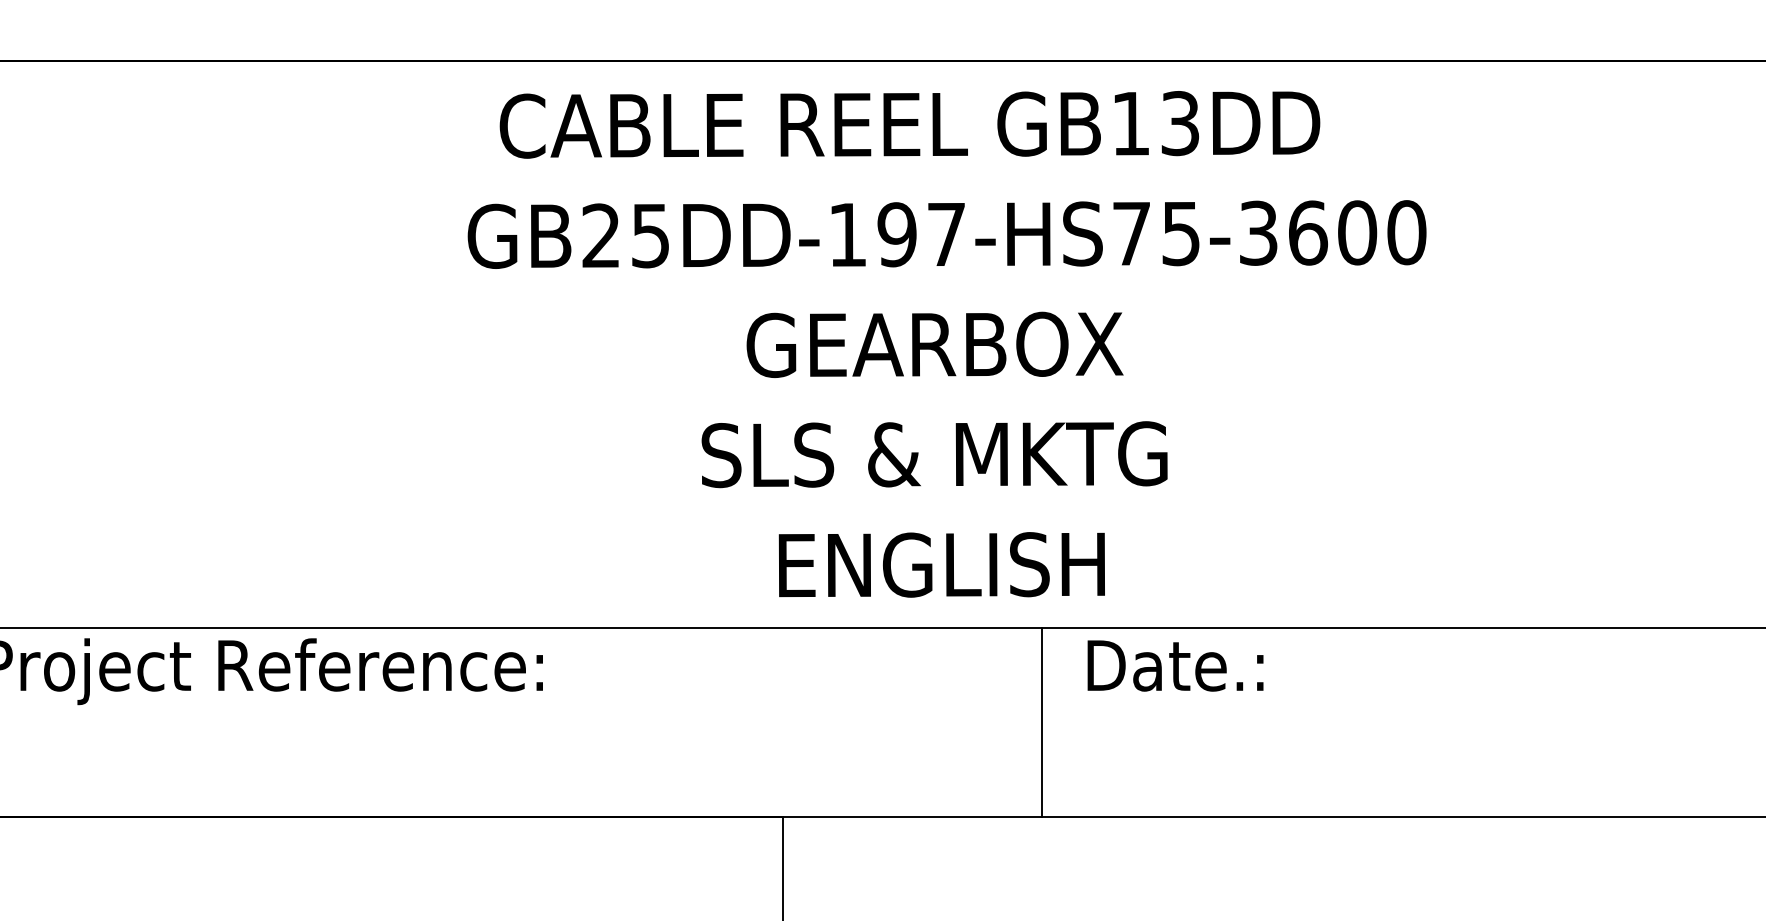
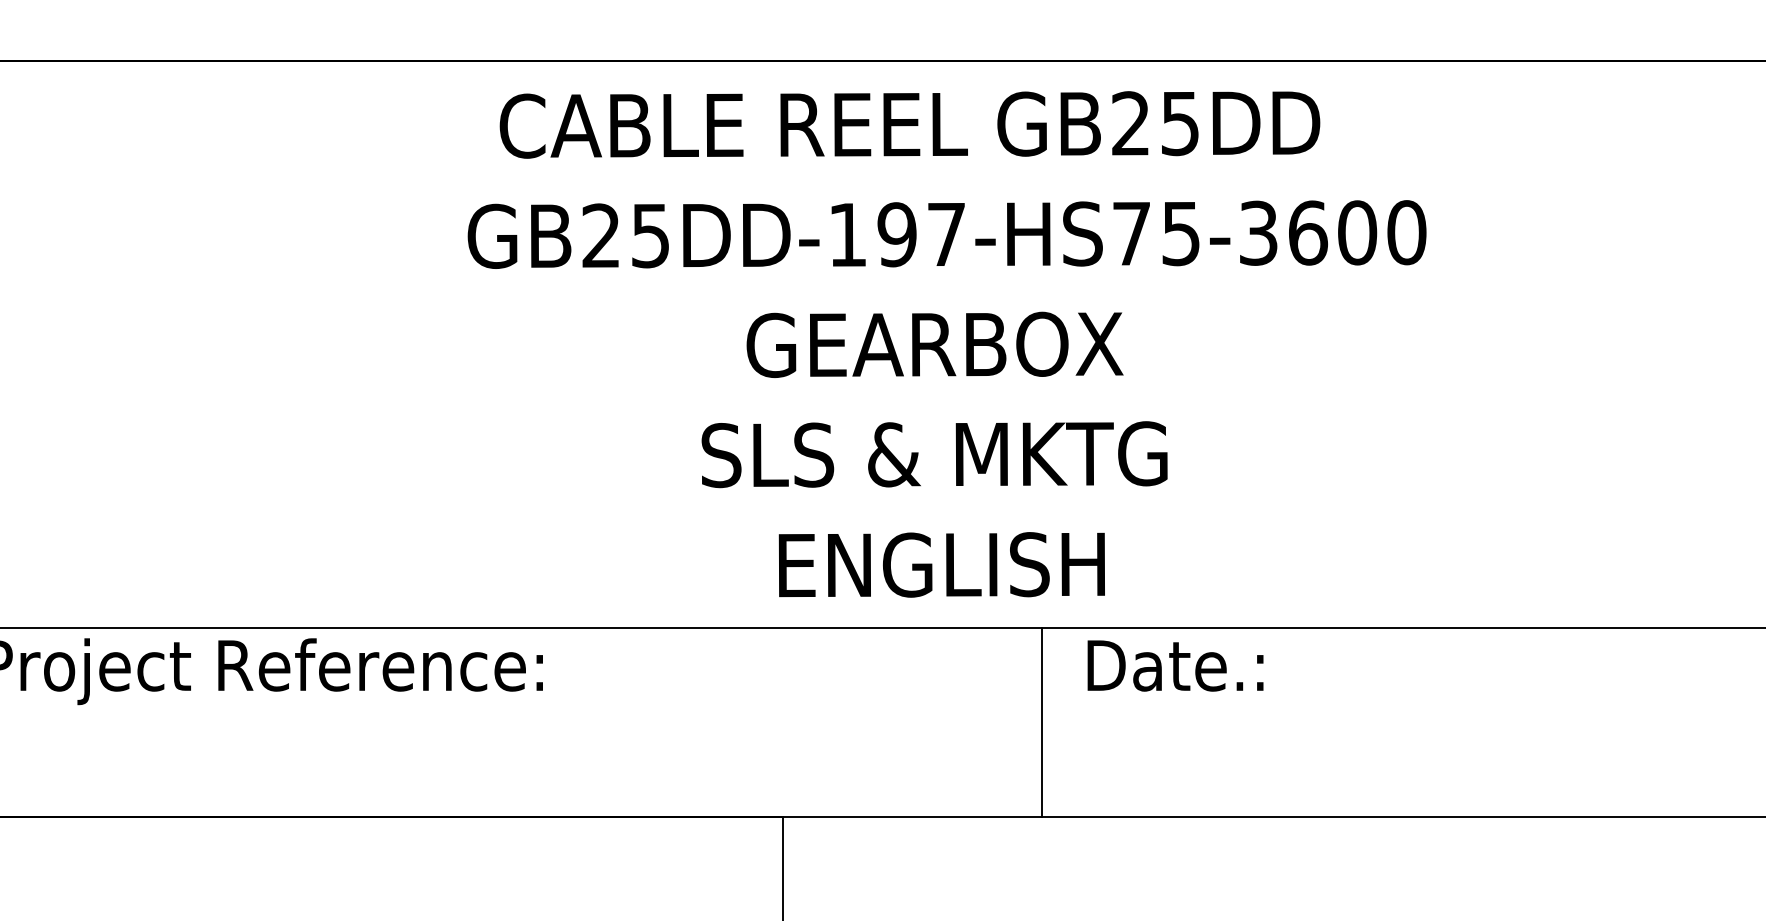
text: GB13DD -> GB25DD (1155, 123)
